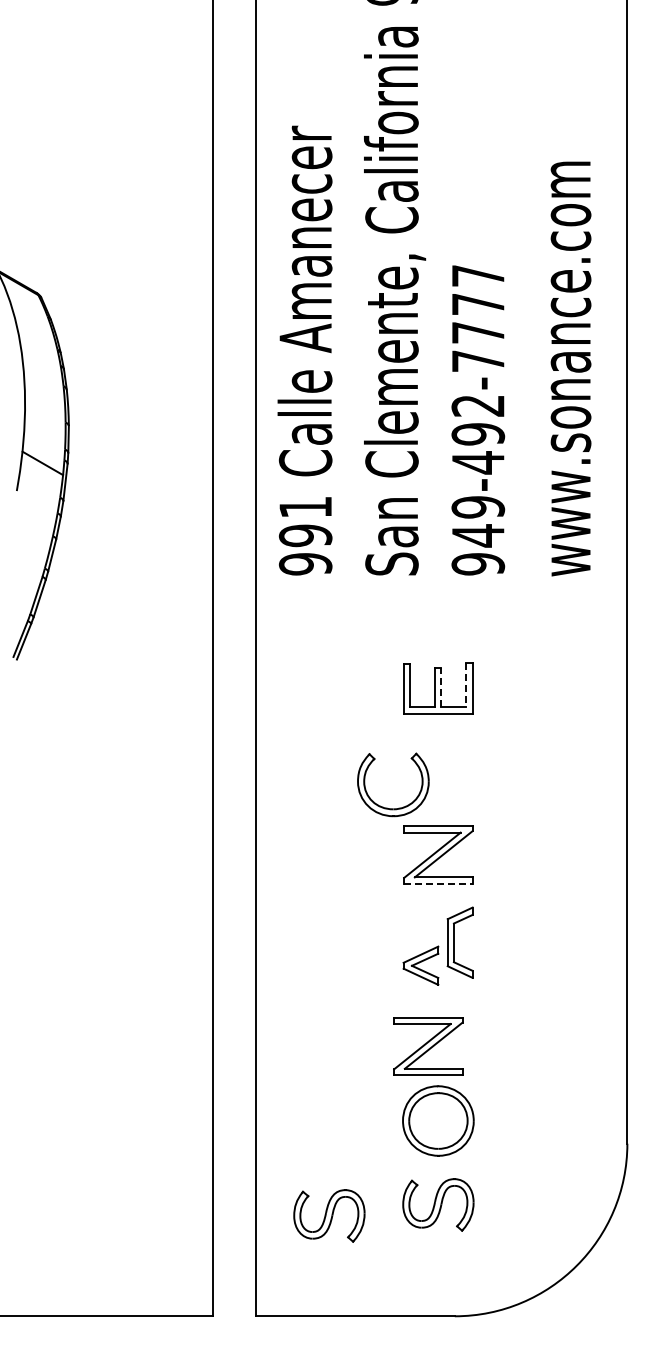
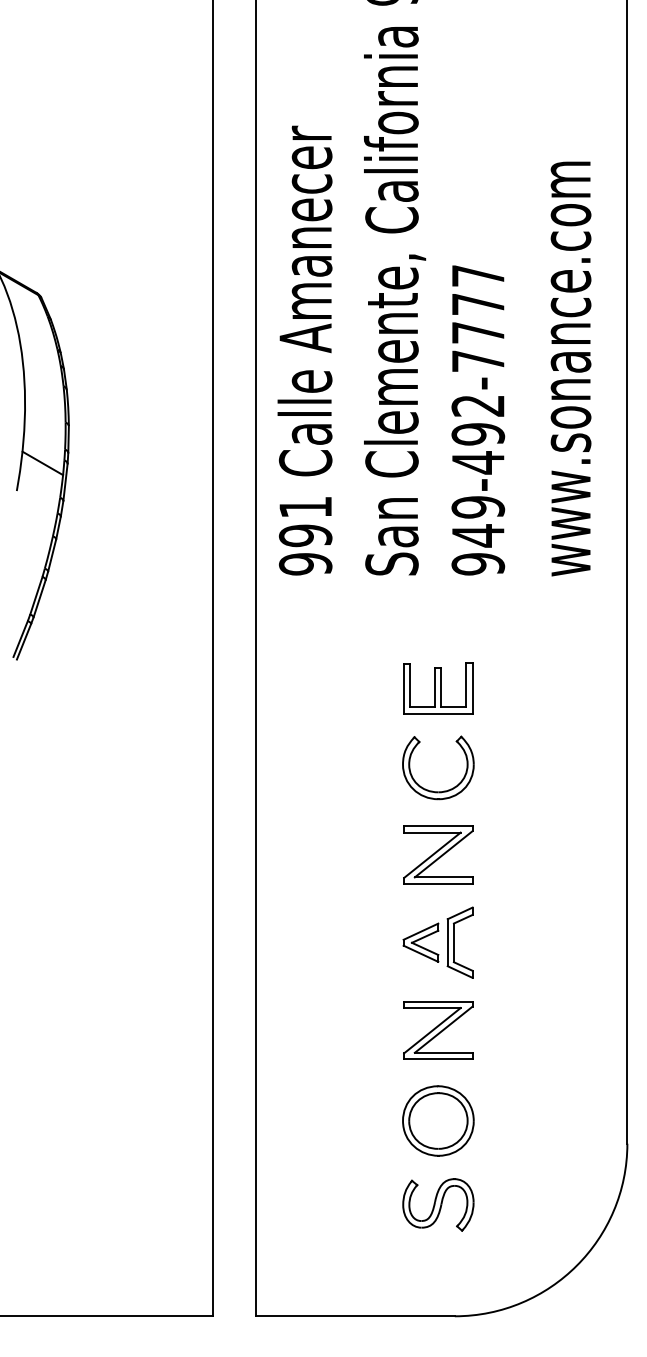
line: dashed -> solid (466, 685)
line: dashed -> solid (441, 687)
part position: (398, 807) -> (443, 790) (443, 790)
line: dashed -> solid (438, 883)
part position: (420, 965) -> (420, 942) (420, 942)
part position: (428, 1046) -> (438, 1030) (438, 1030)
part: present -> none (329, 1215)
